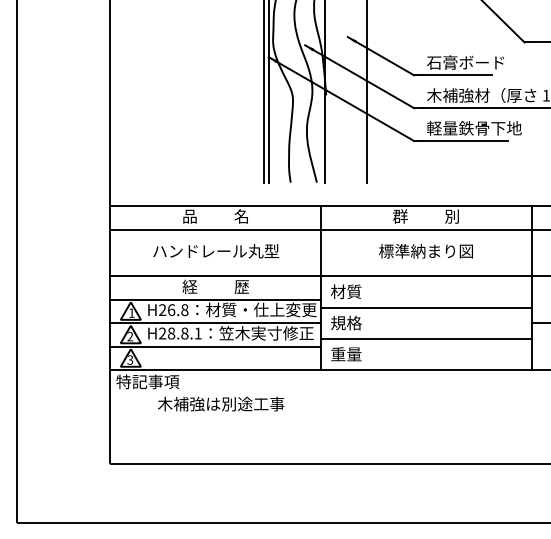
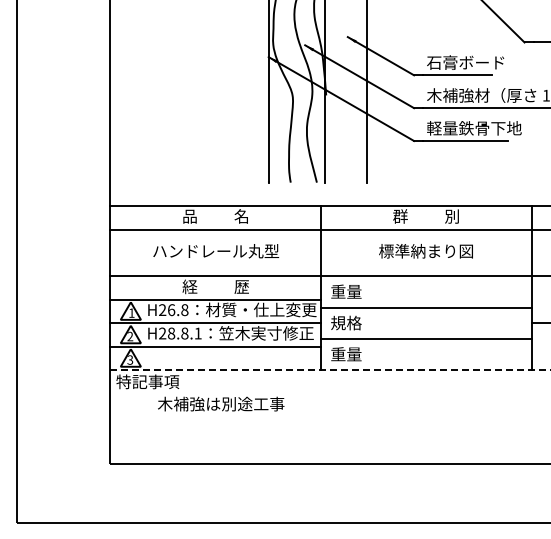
line: present -> none (263, 92)
text: 材質 -> 重量 (346, 291)
line: solid -> dashed (331, 370)
